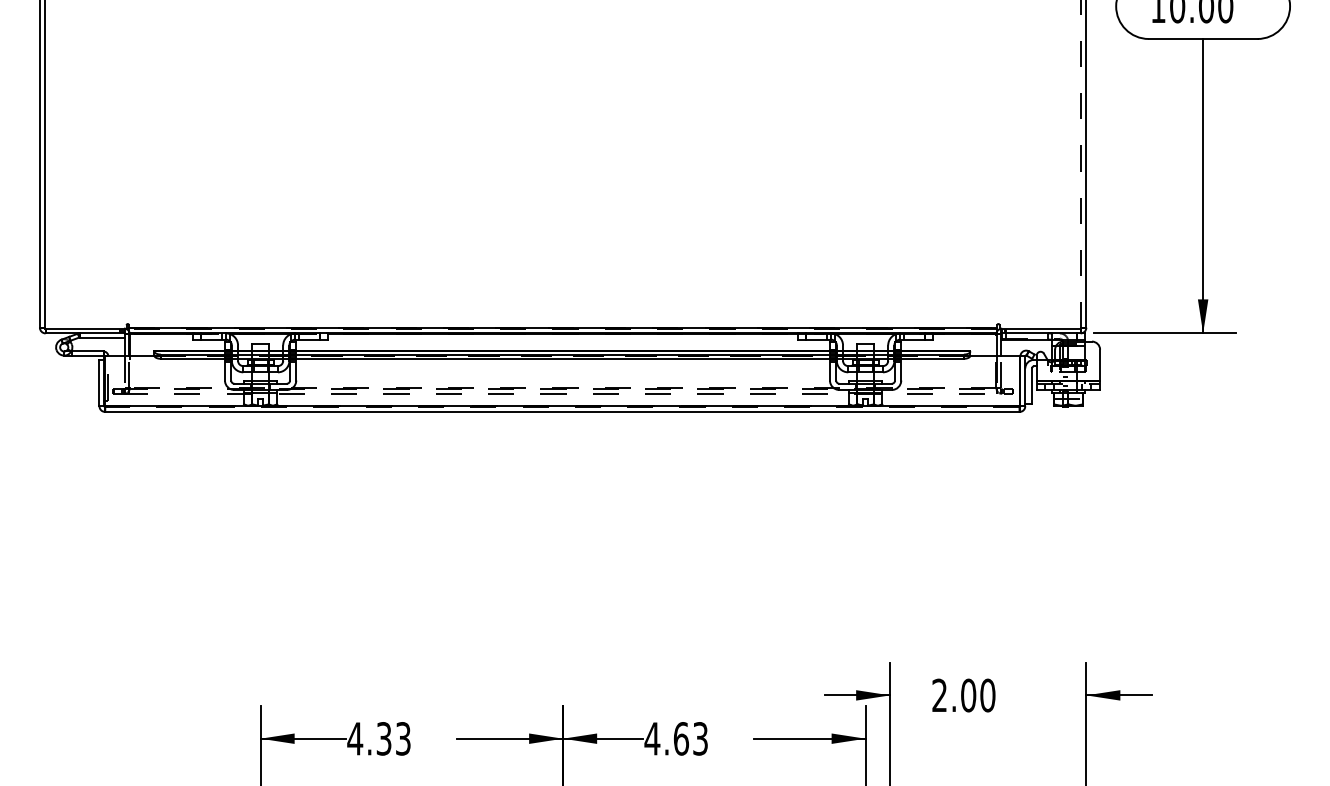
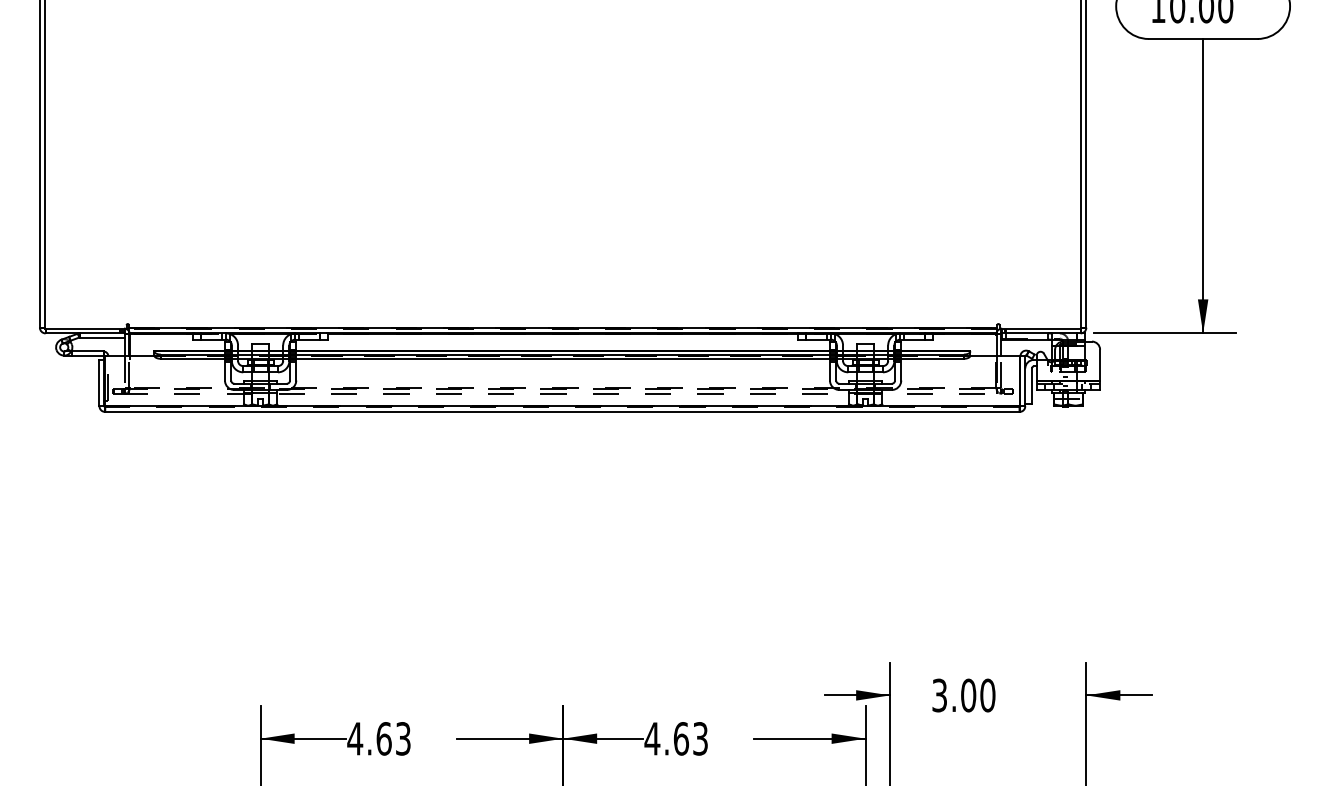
line: dashed -> solid (1081, 164)
text: 2.00 -> 3.00 (939, 695)
text: 4.33 -> 4.63 (383, 738)
